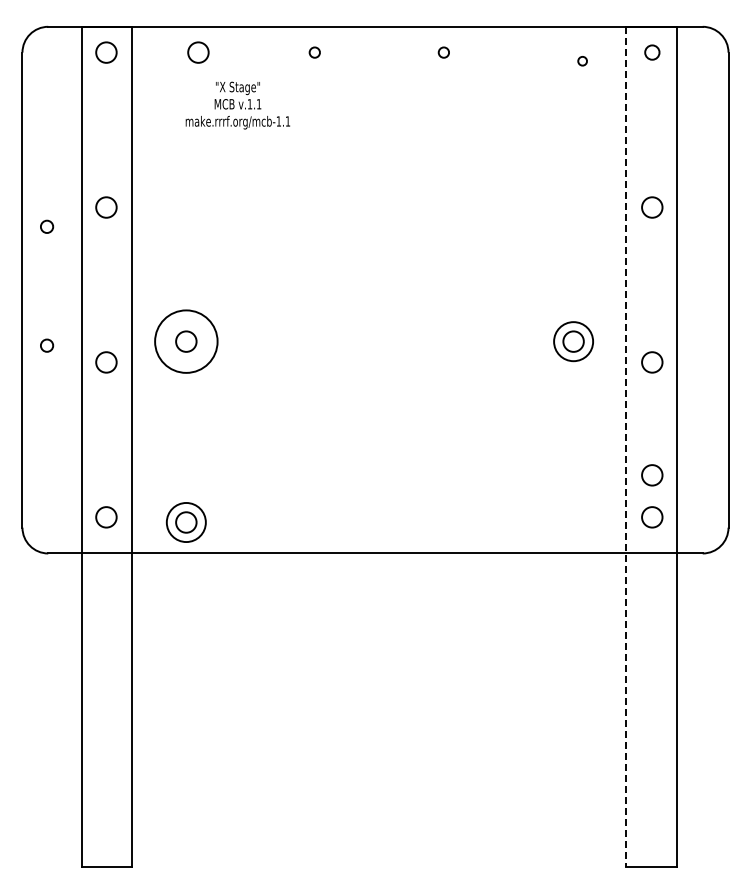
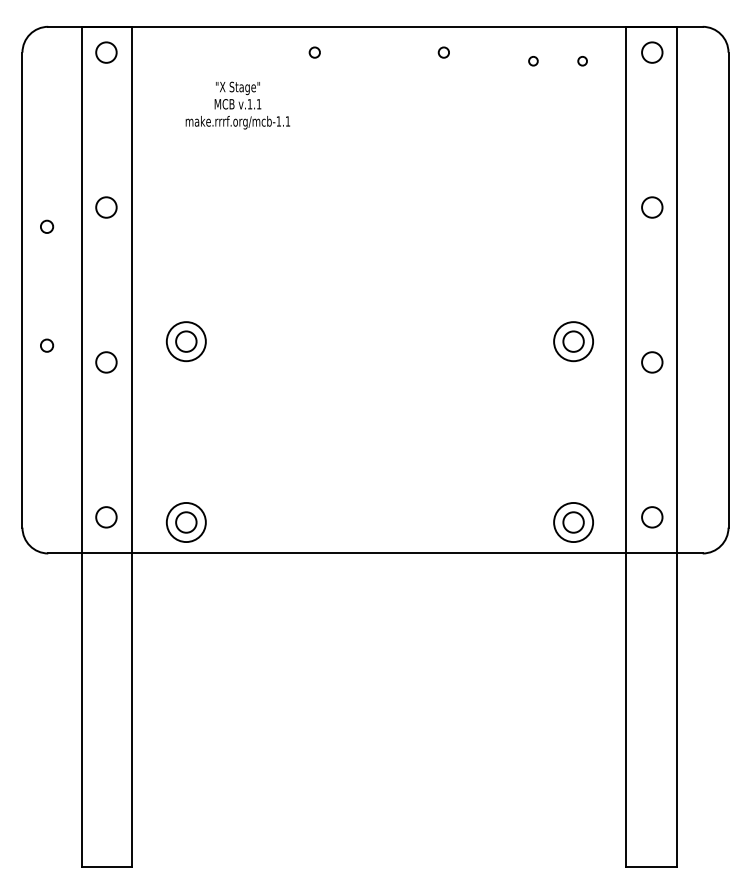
circle: present -> none (198, 52)
circle size: 17x17 px -> 23x23 px (652, 52)
circle: none -> present (533, 61)
circle diameter: 62 px -> 39 px (185, 341)
line: dashed -> solid (626, 447)
circle: present -> none (652, 475)
part: none -> present (573, 522)
